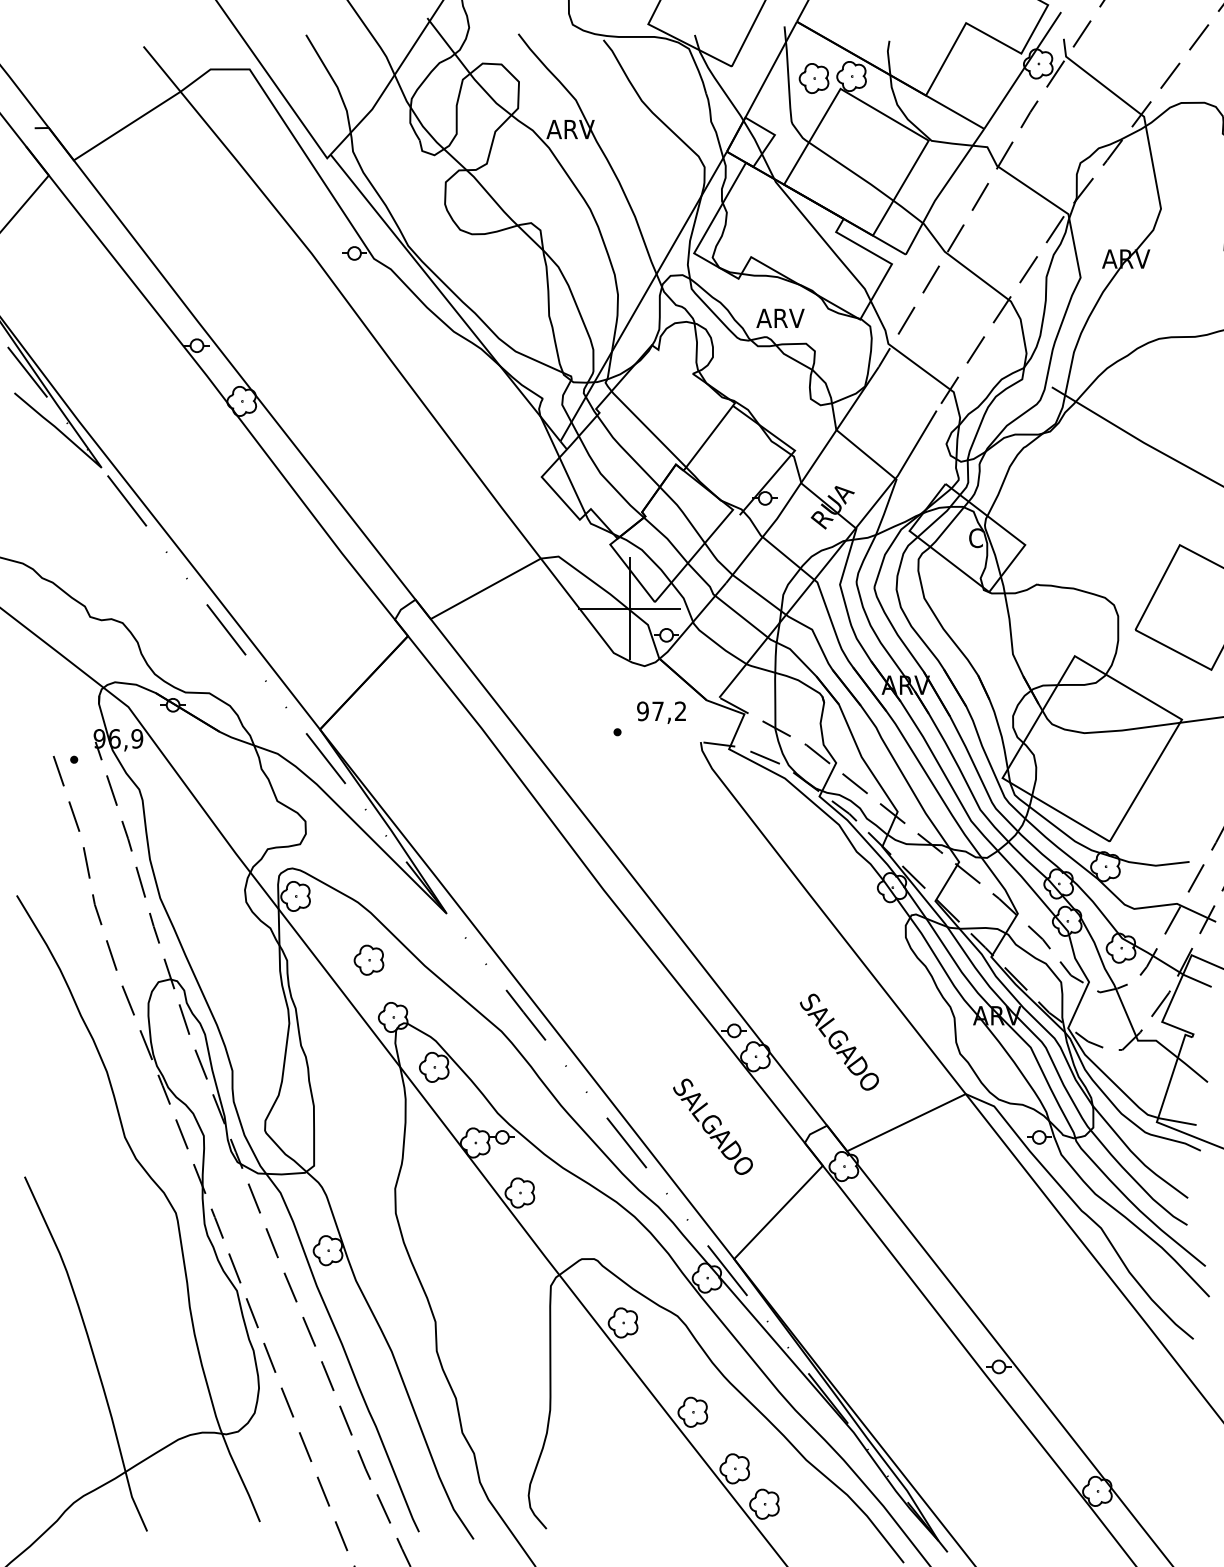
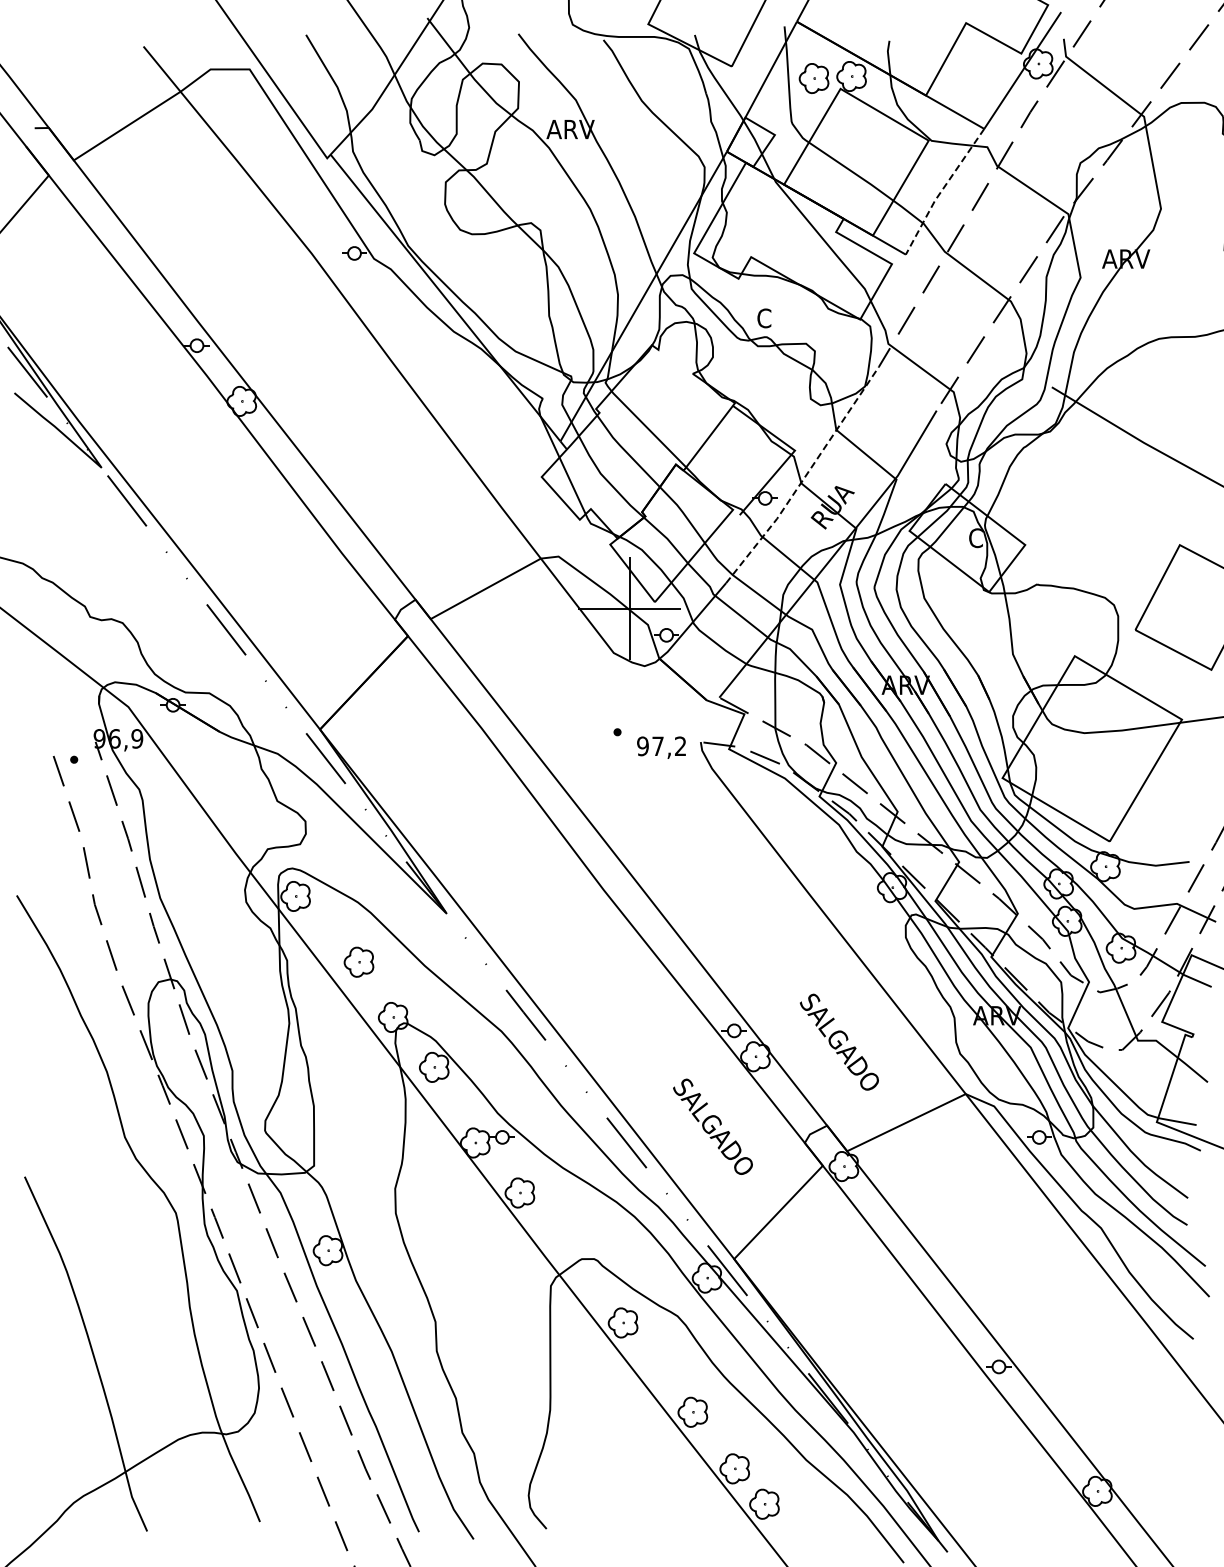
line: solid -> dashed (941, 191)
text: ARV -> C (780, 318)
line: solid -> dashed (804, 477)
text position: (661, 712) -> (661, 747) (661, 747)
part position: (368, 959) -> (358, 961) (358, 961)
